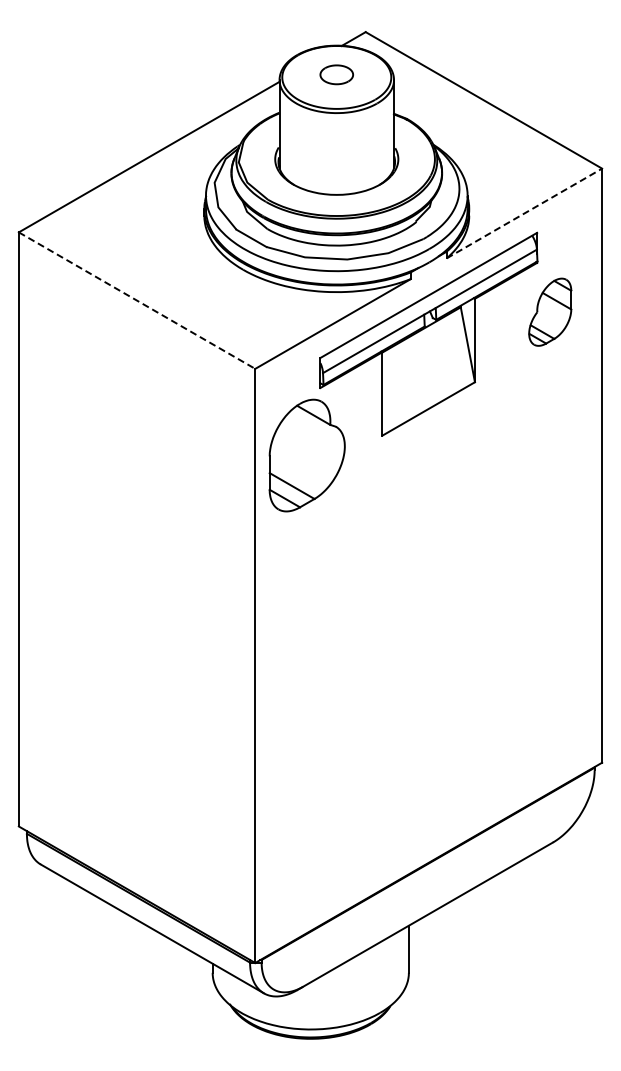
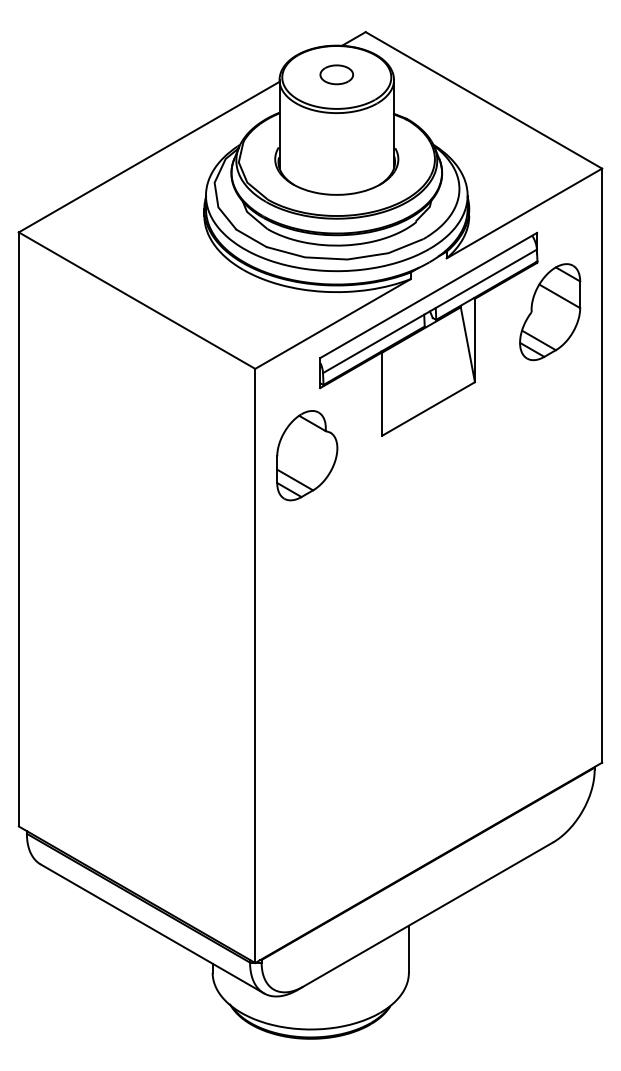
line: dashed -> solid (524, 213)
line: dashed -> solid (137, 300)
part size: 45x70 px -> 63x99 px (550, 312)
part size: 78x115 px -> 63x92 px (307, 455)
